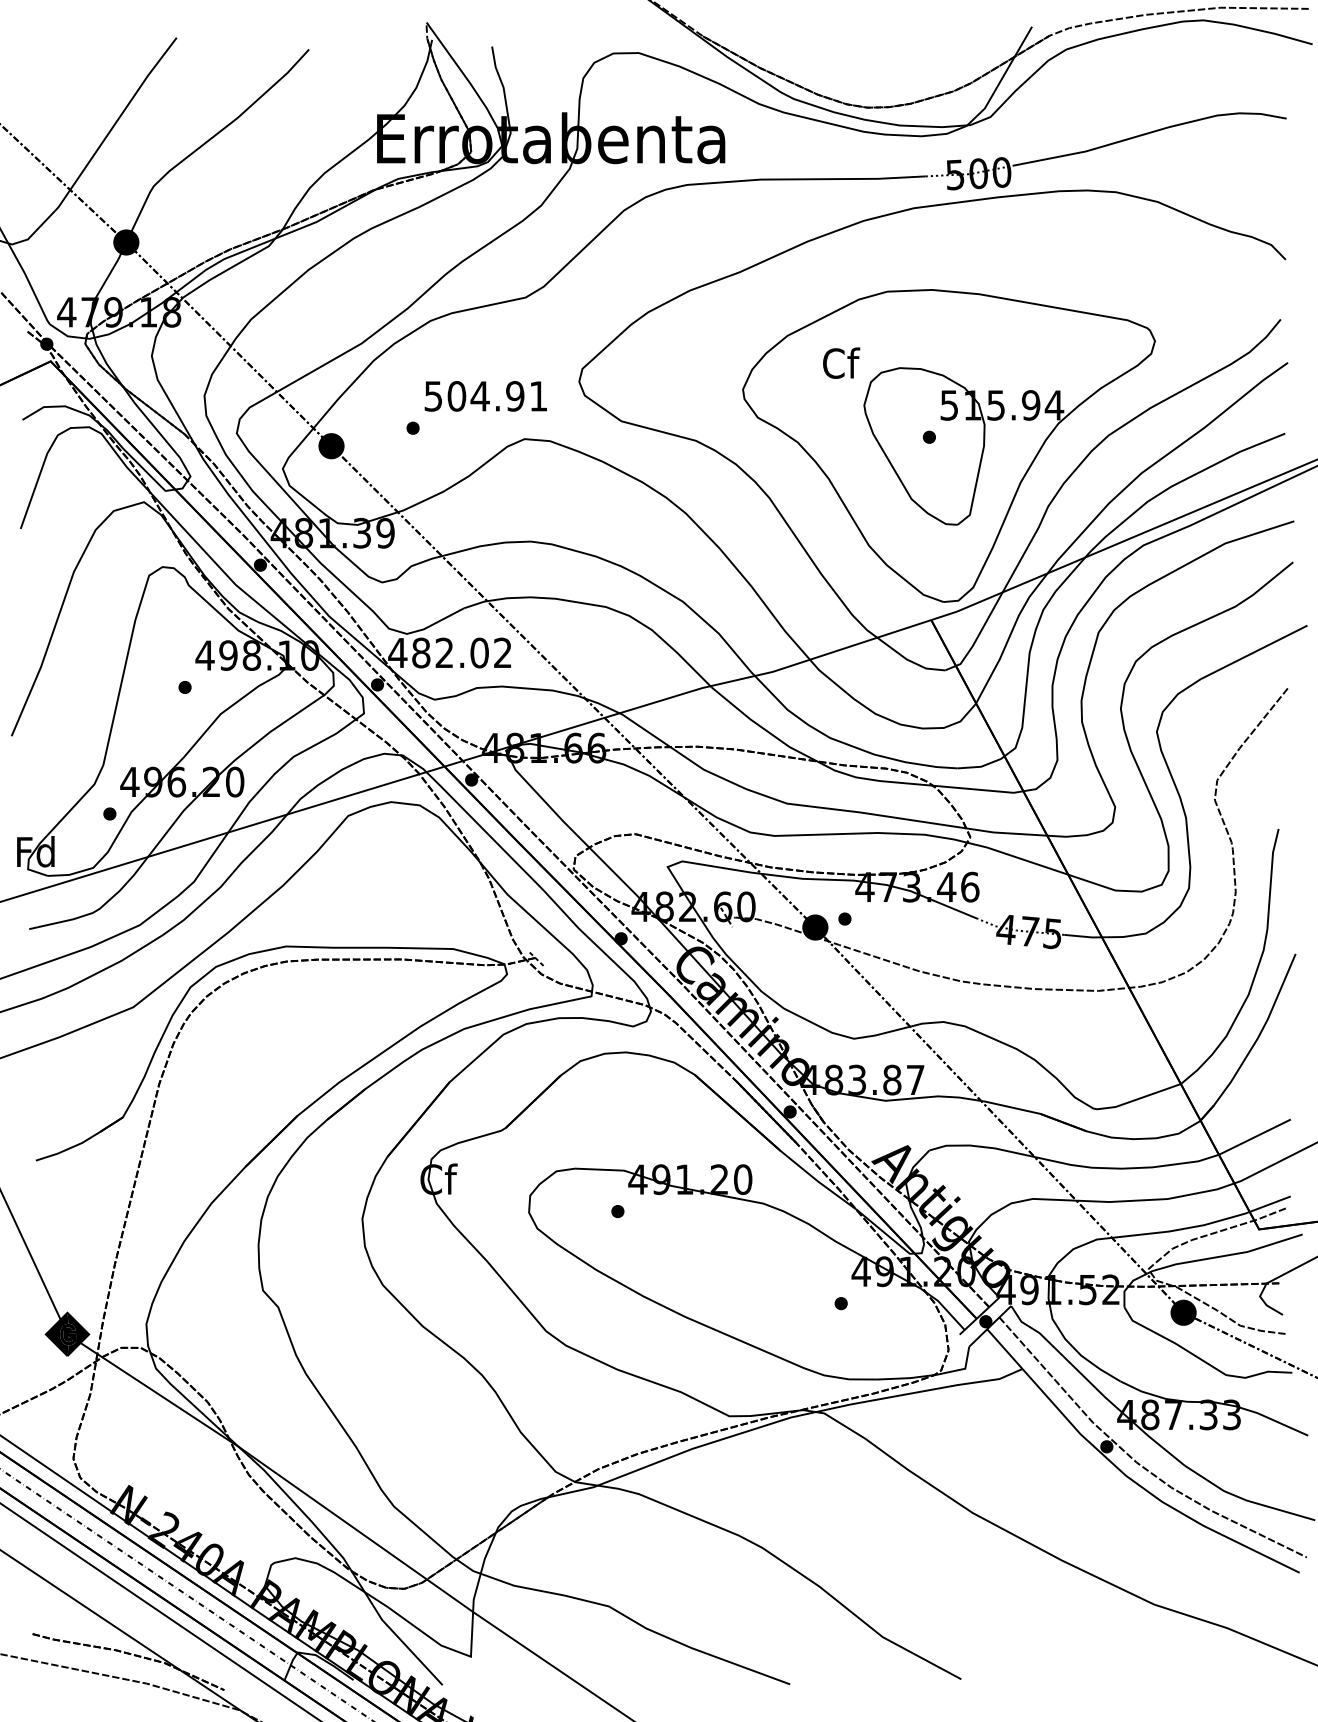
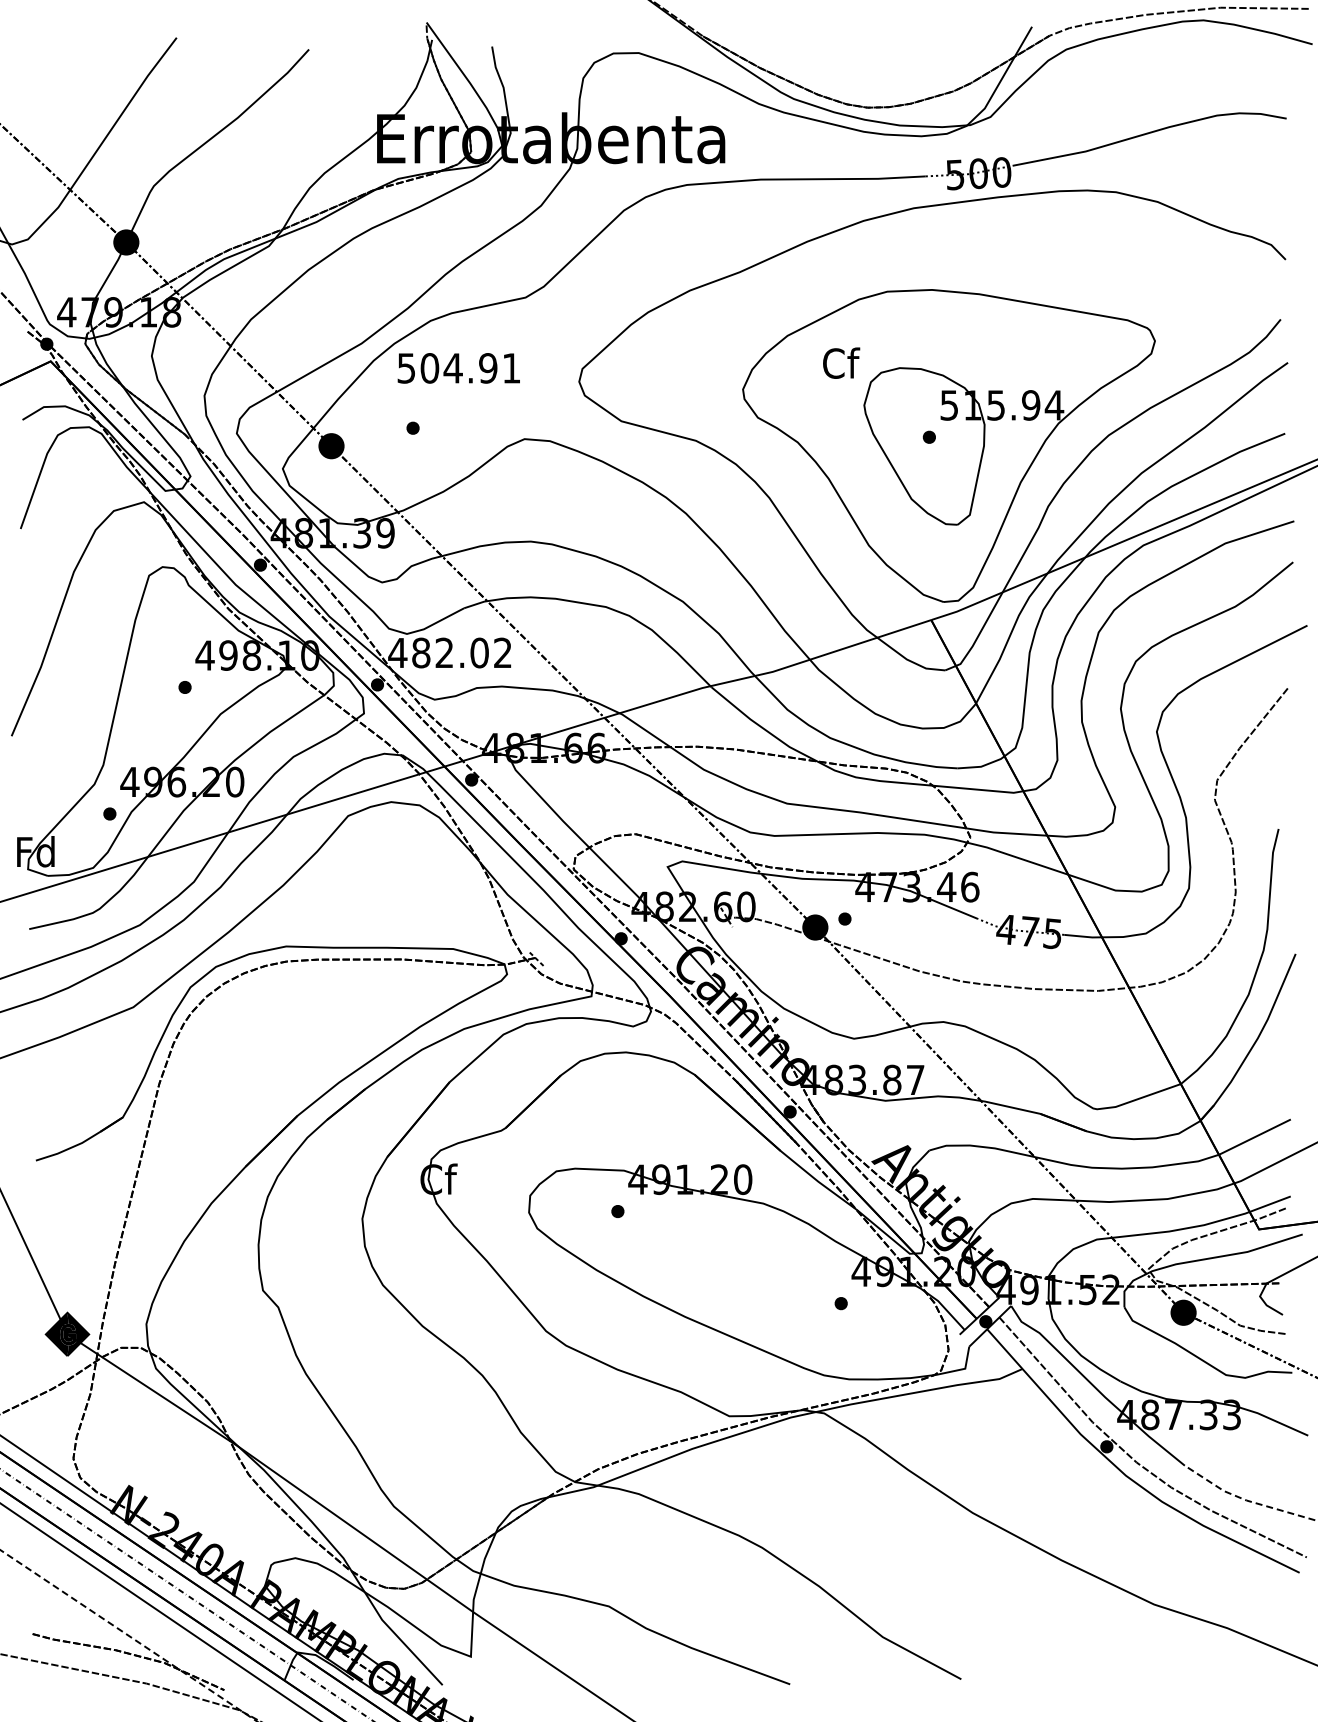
text position: (485, 396) -> (458, 368) (458, 368)
line: solid -> dashed (1246, 1500)
line: solid -> dashed (129, 1636)
